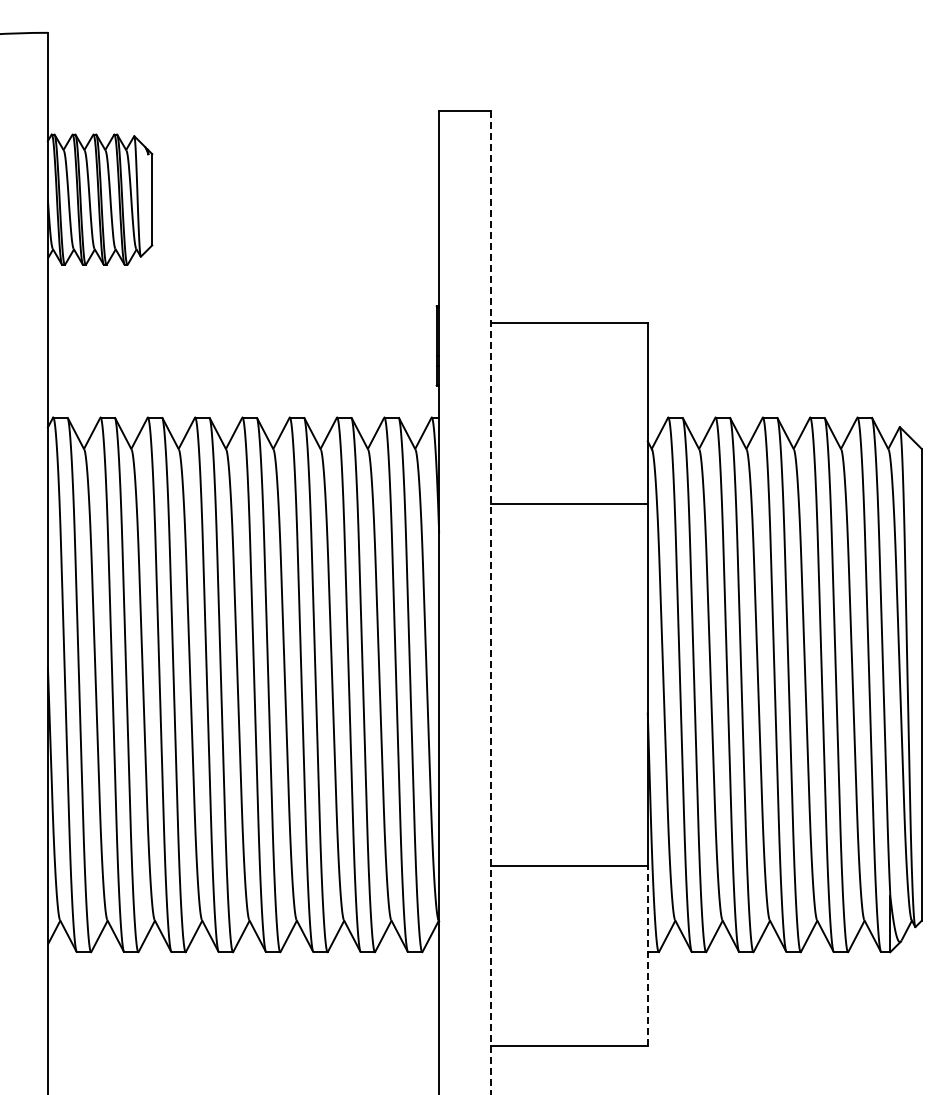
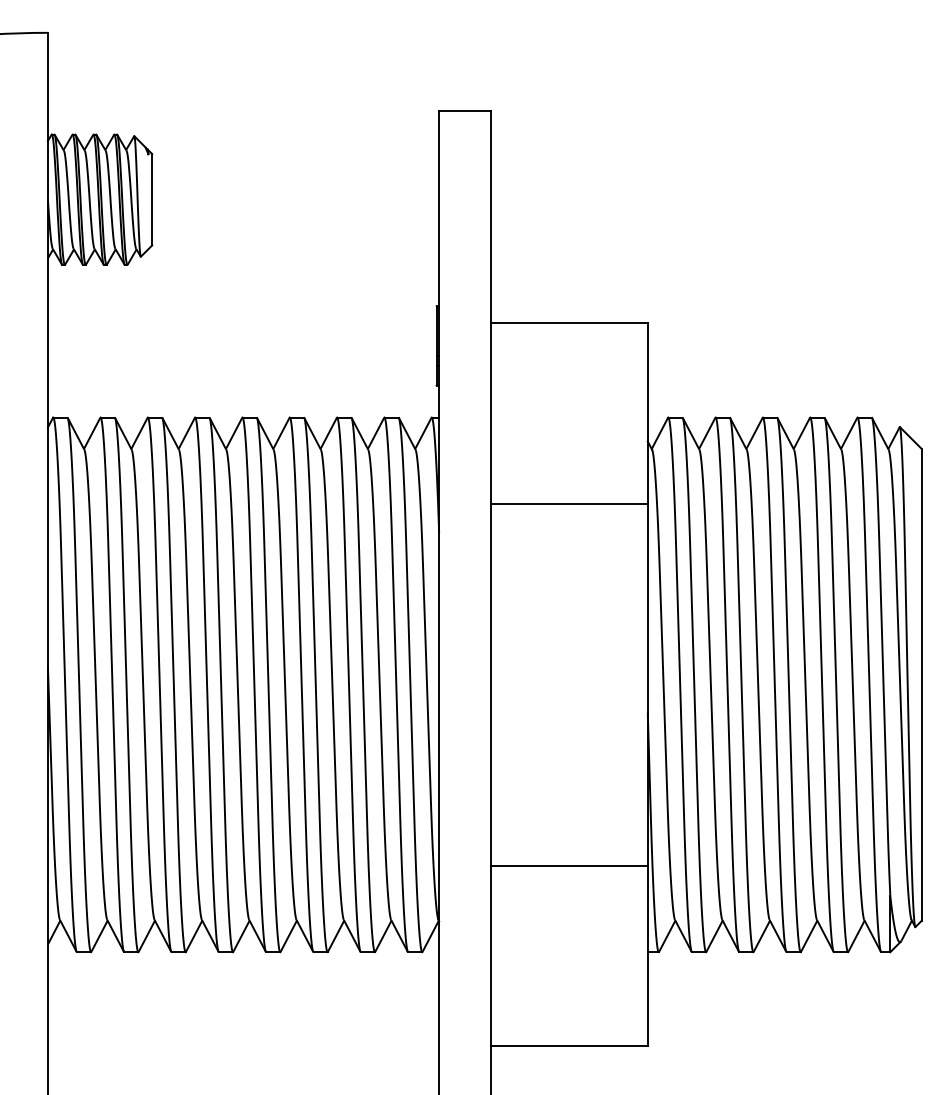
line: dashed -> solid (491, 602)
line: dashed -> solid (647, 955)
